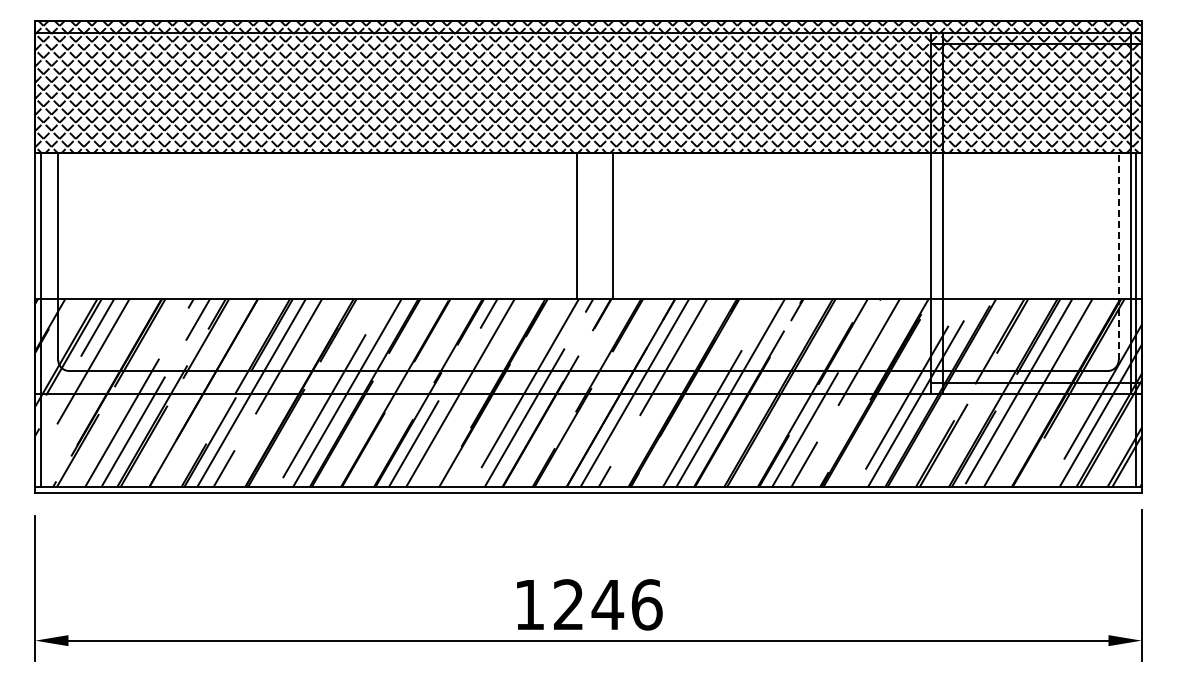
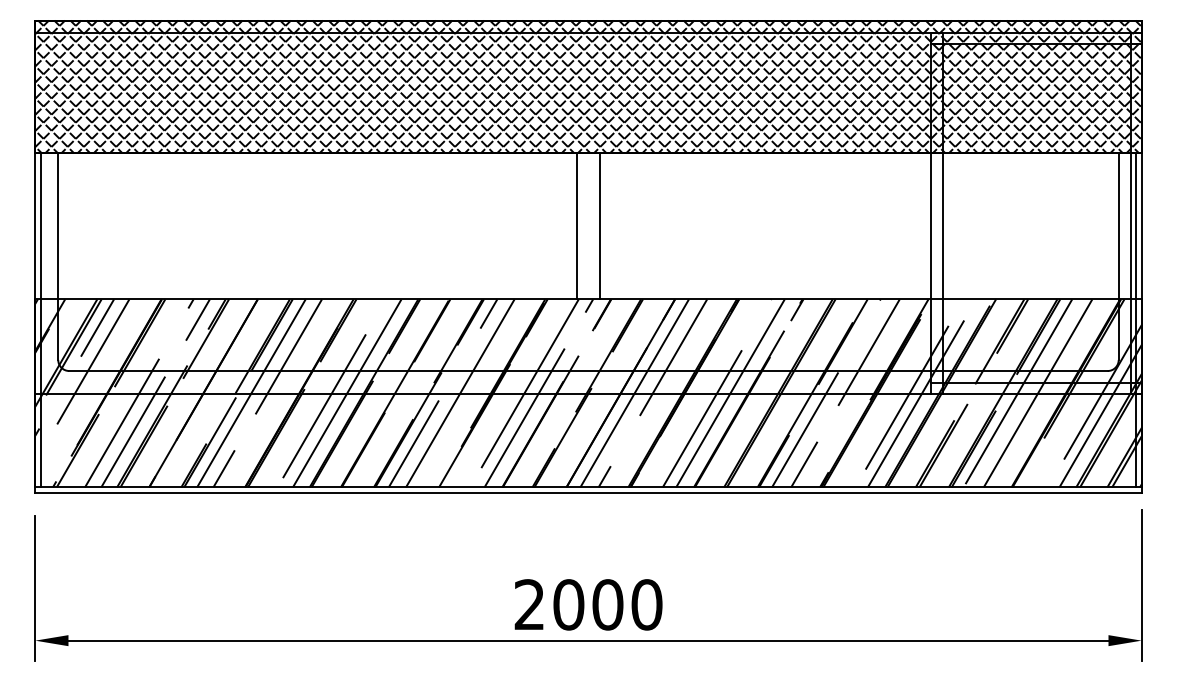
line position: (612, 226) -> (599, 226) (599, 226)
line: dashed -> solid (1118, 256)
text: 1246 -> 2000 (588, 604)
